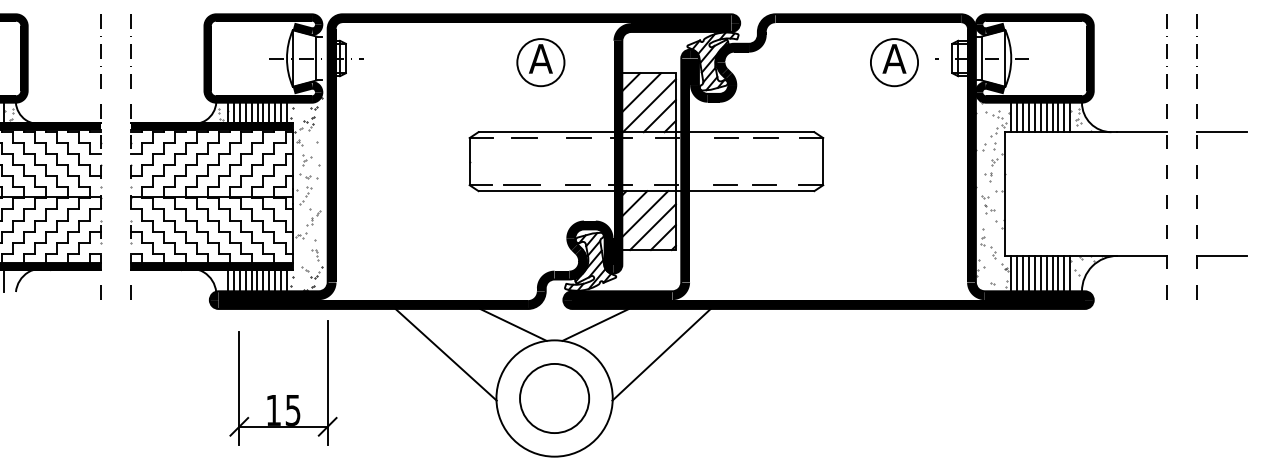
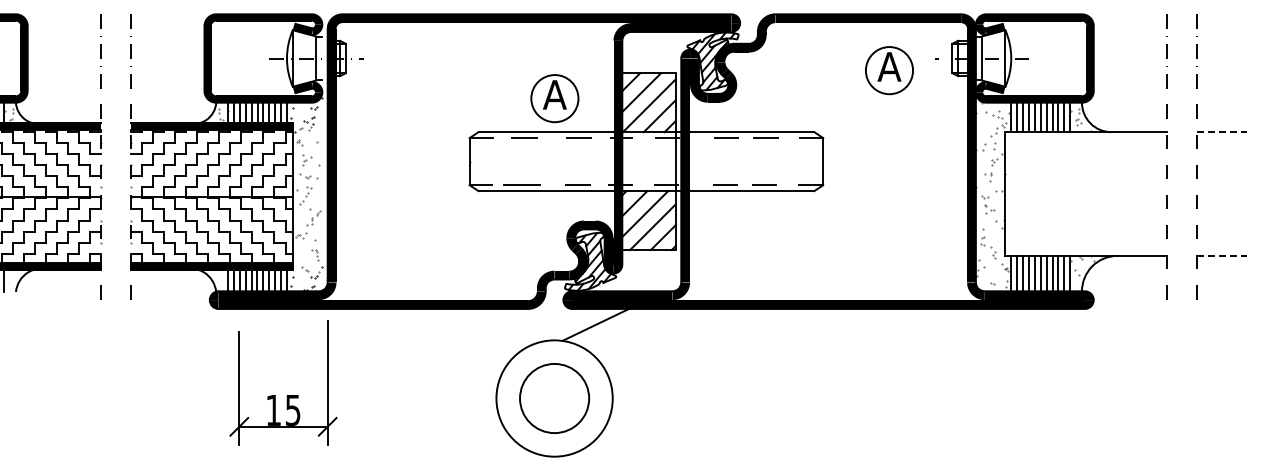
part position: (540, 62) -> (554, 98) (554, 98)
part position: (894, 62) -> (889, 70) (889, 70)
line: solid -> dashed (1222, 132)
line: solid -> dashed (1222, 255)
line: present -> none (513, 324)
line: present -> none (445, 354)
line: present -> none (661, 354)
